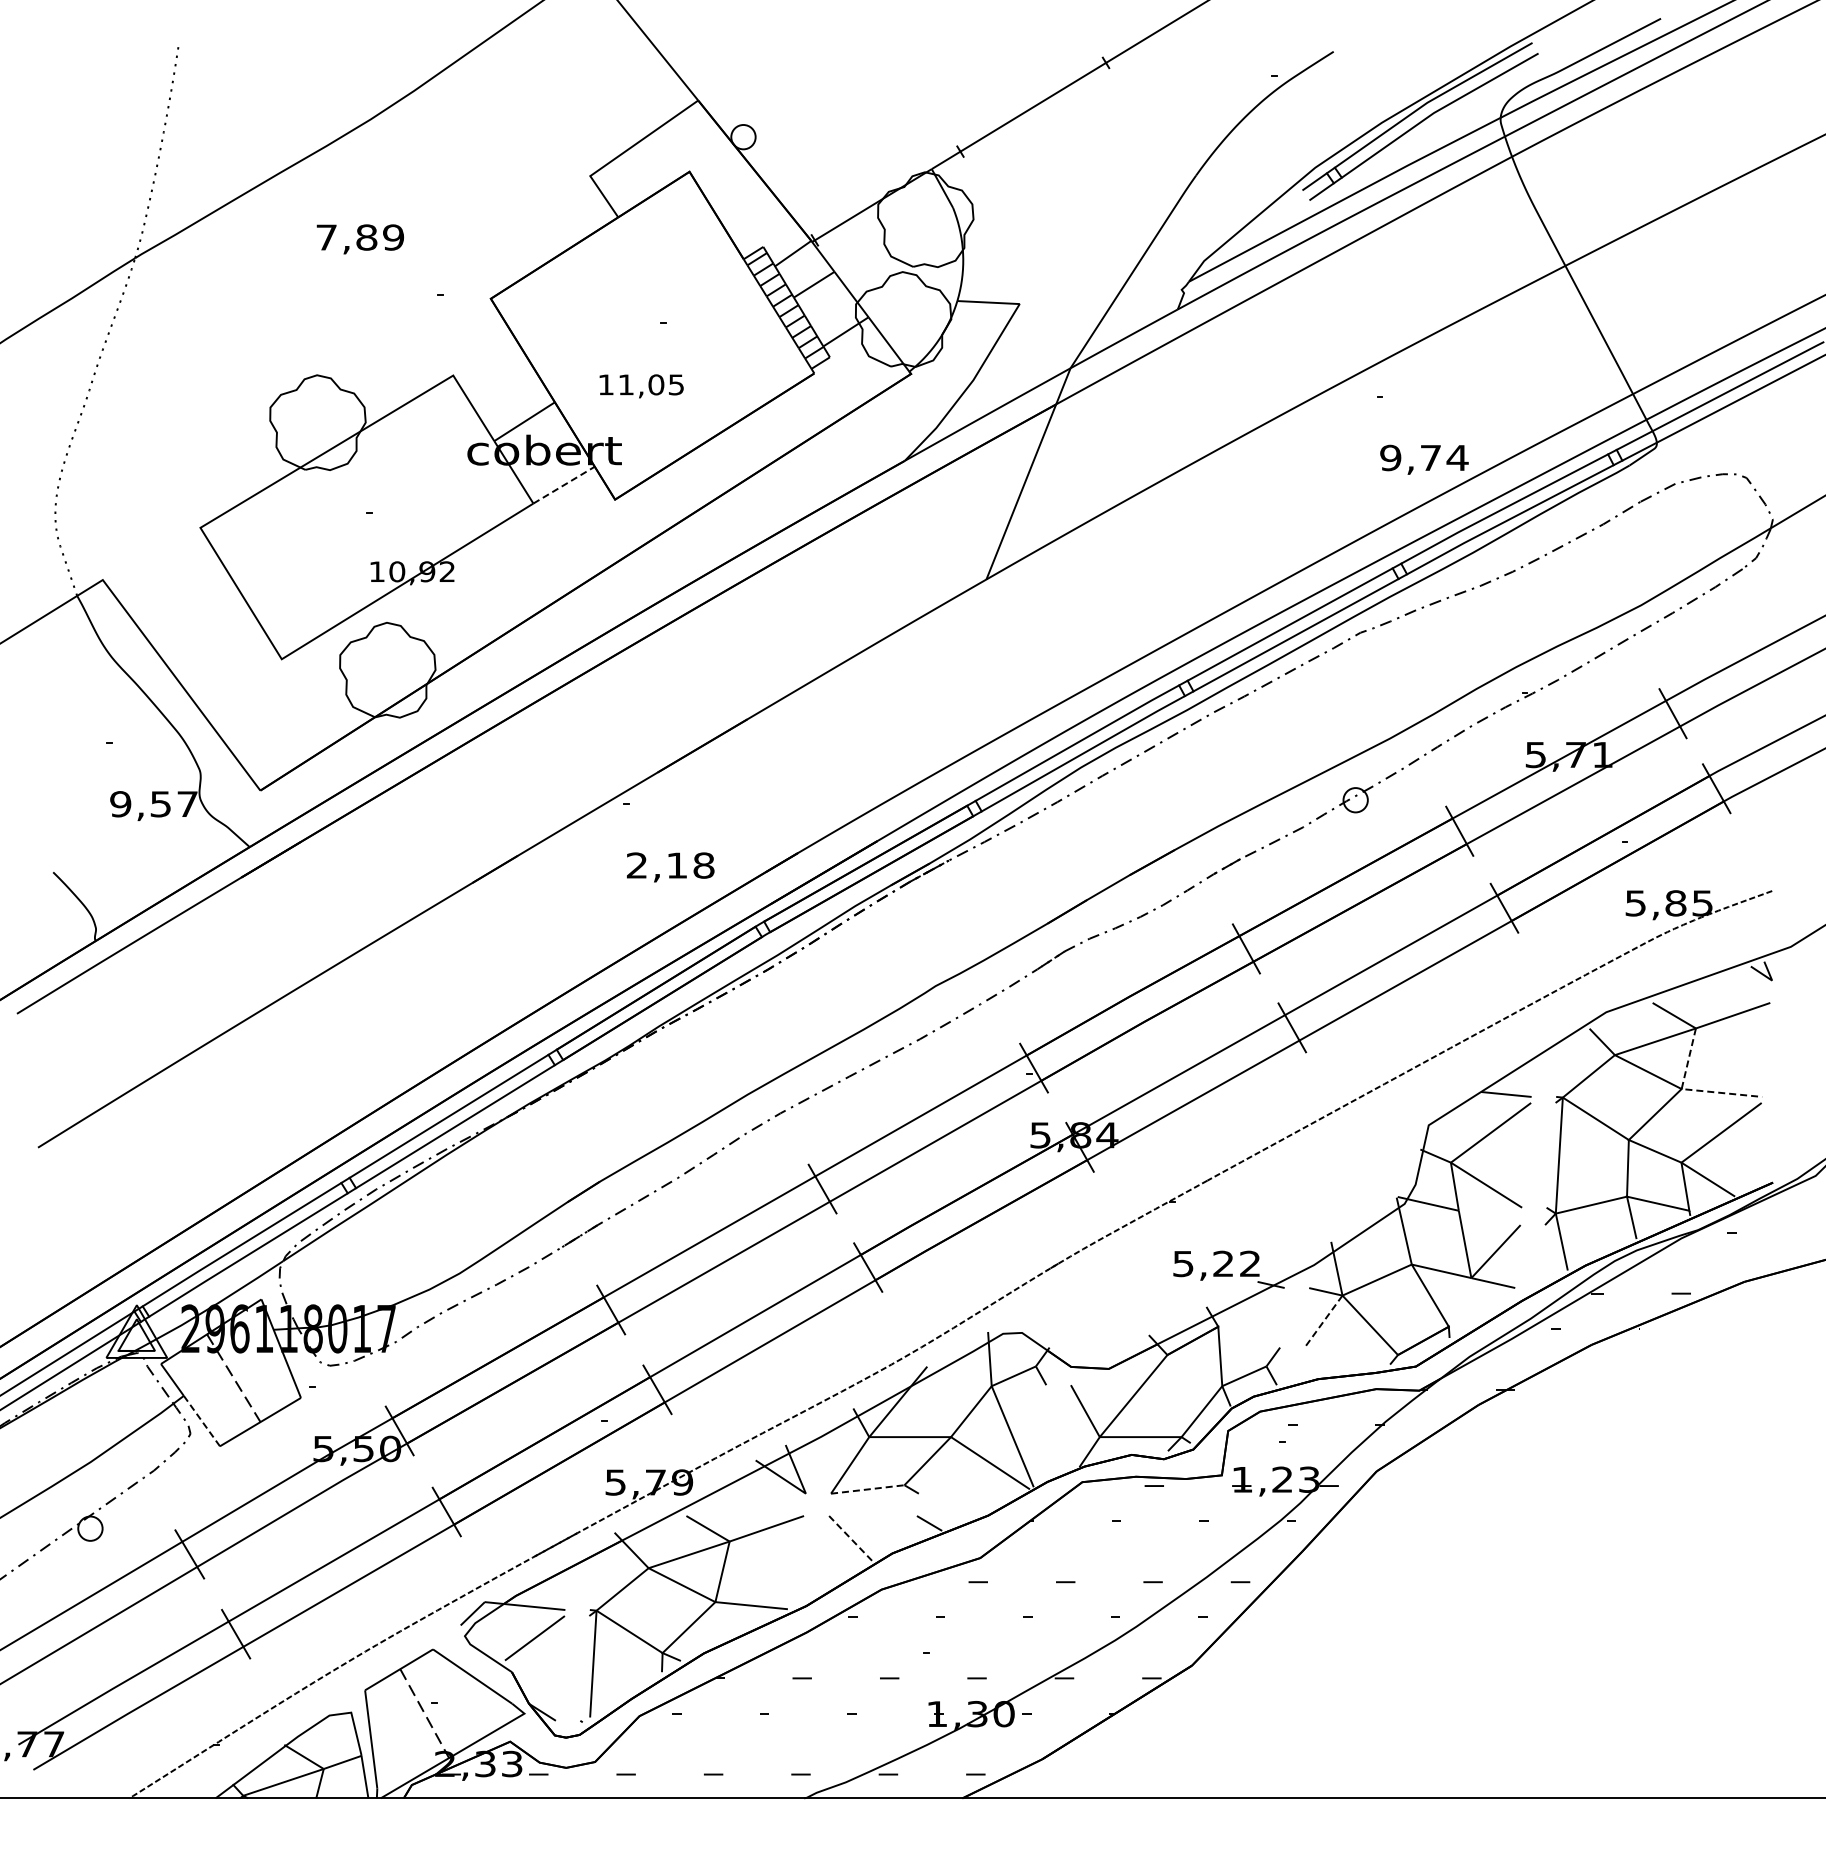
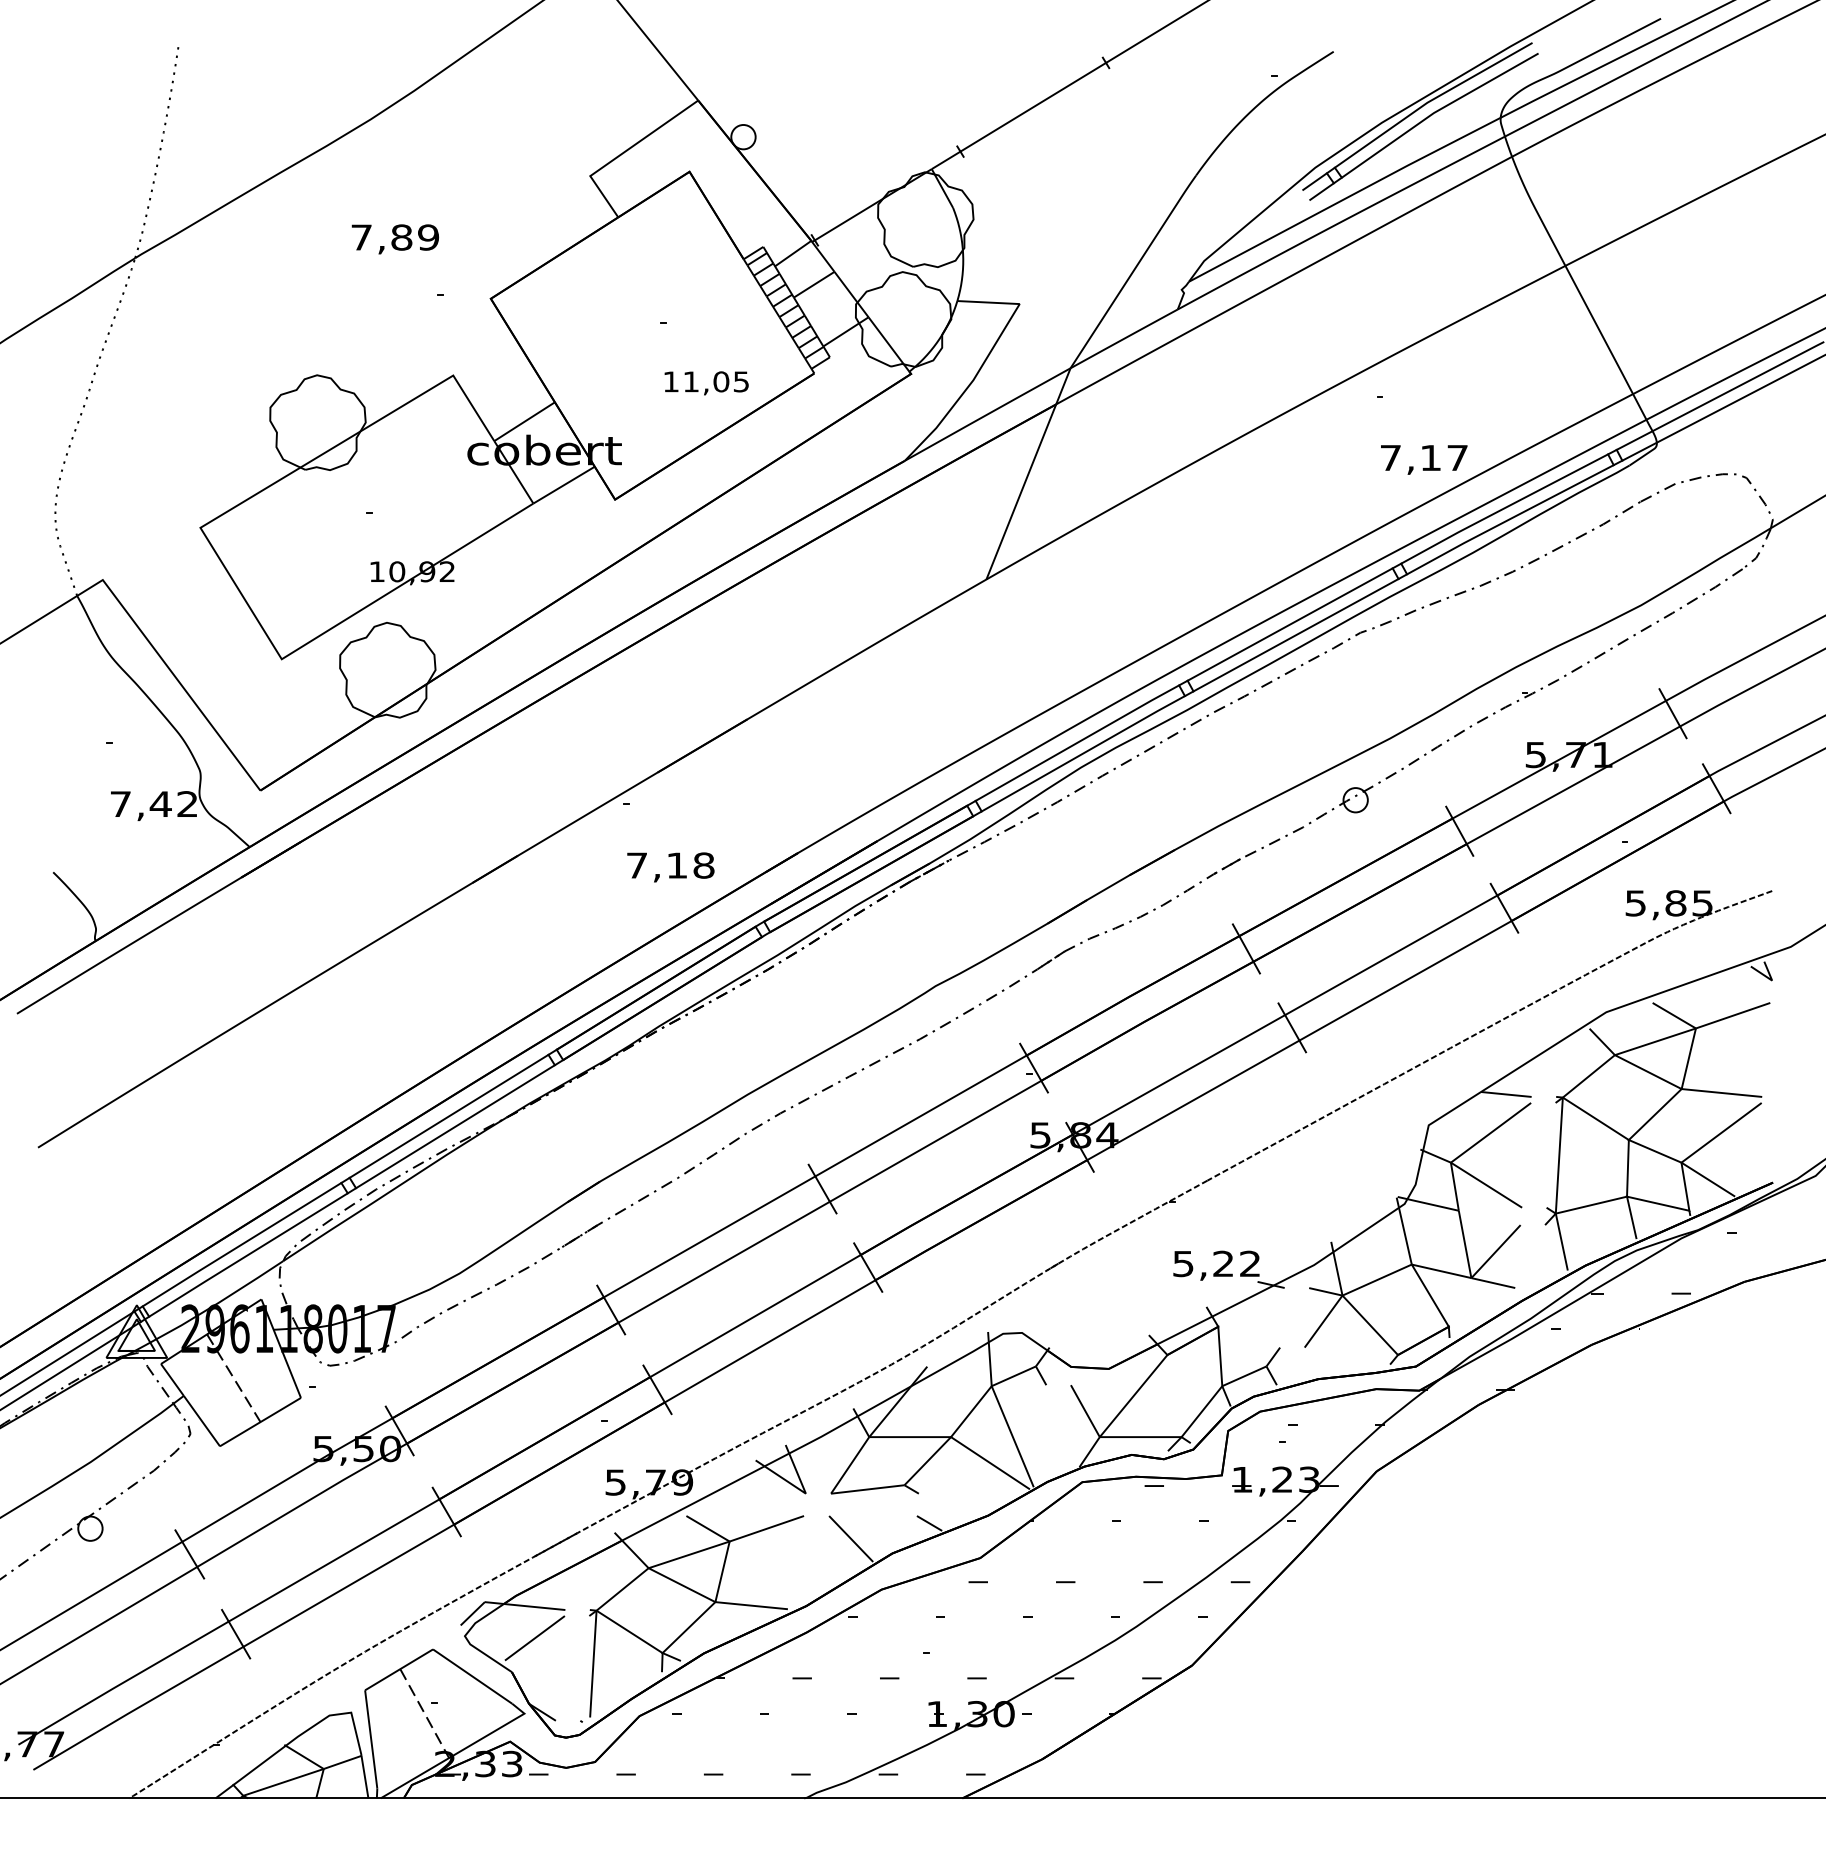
text position: (359, 239) -> (394, 239) (394, 239)
text position: (641, 386) -> (706, 383) (706, 383)
text: 9,74 -> 7,17 (1424, 457)
line: dashed -> solid (564, 485)
text: 9,57 -> 7,42 (153, 804)
text: 2,18 -> 7,18 (636, 865)
line: dashed -> solid (1690, 1089)
line: dashed -> solid (1323, 1322)
line: dashed -> solid (201, 1420)
line: dashed -> solid (867, 1489)
line: dashed -> solid (851, 1538)
